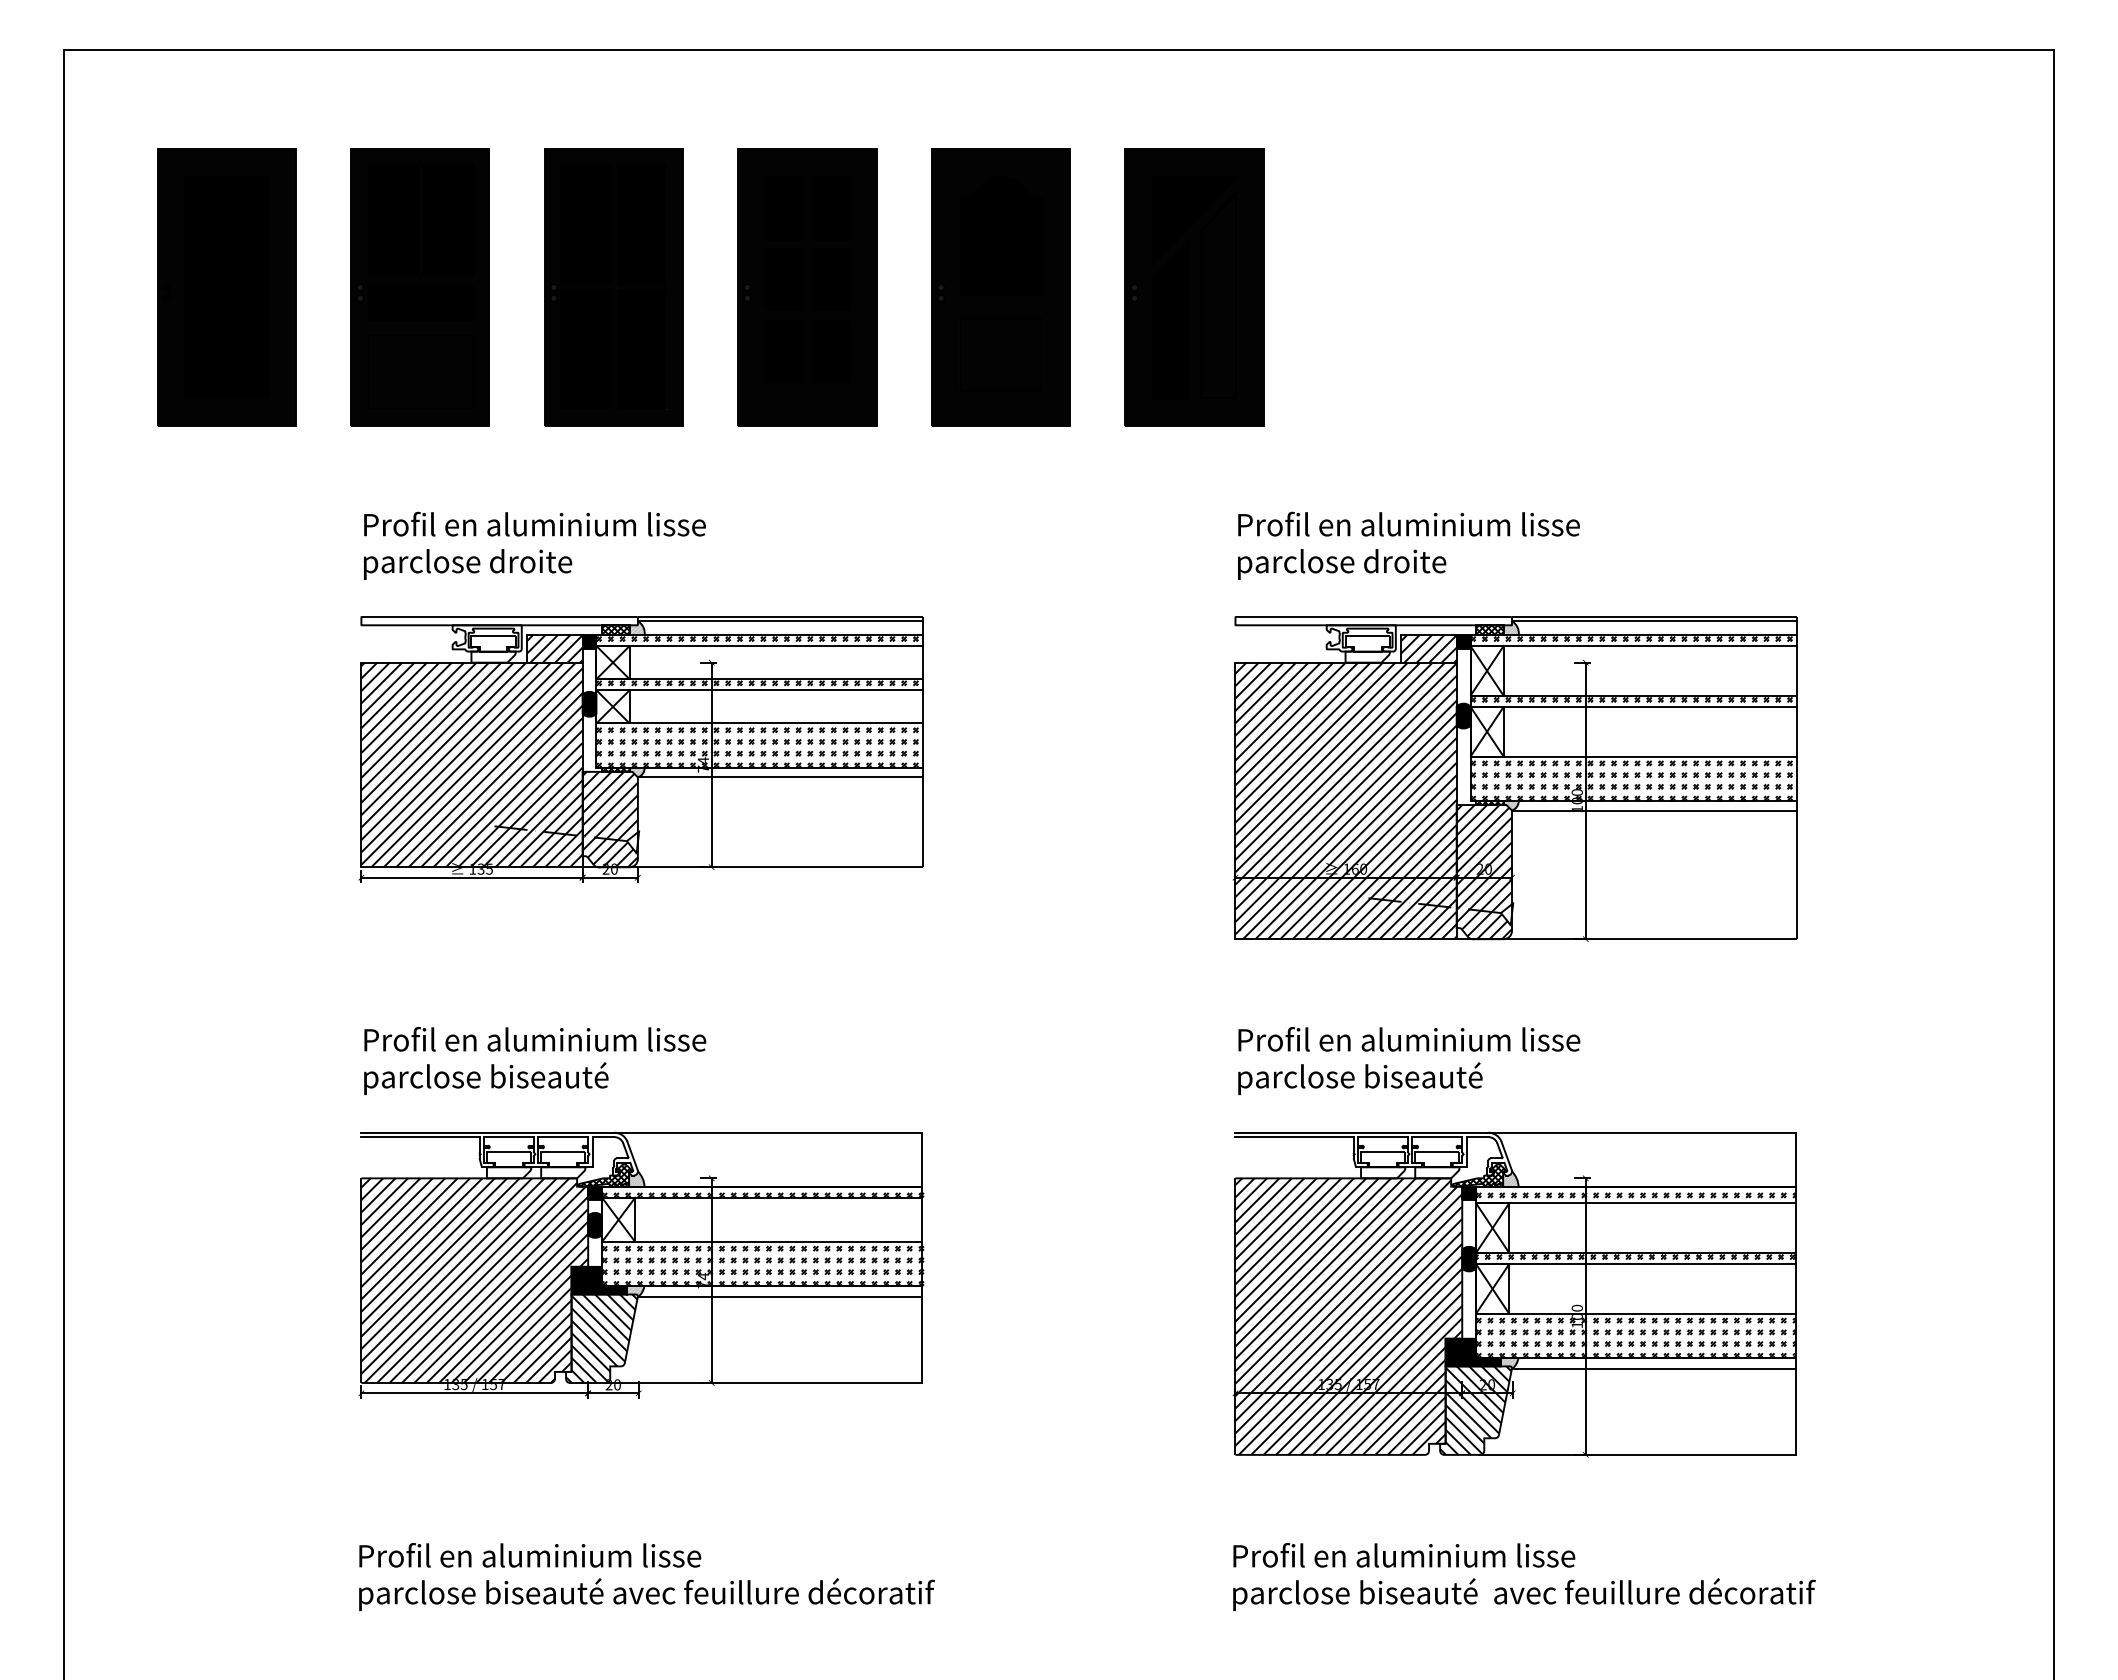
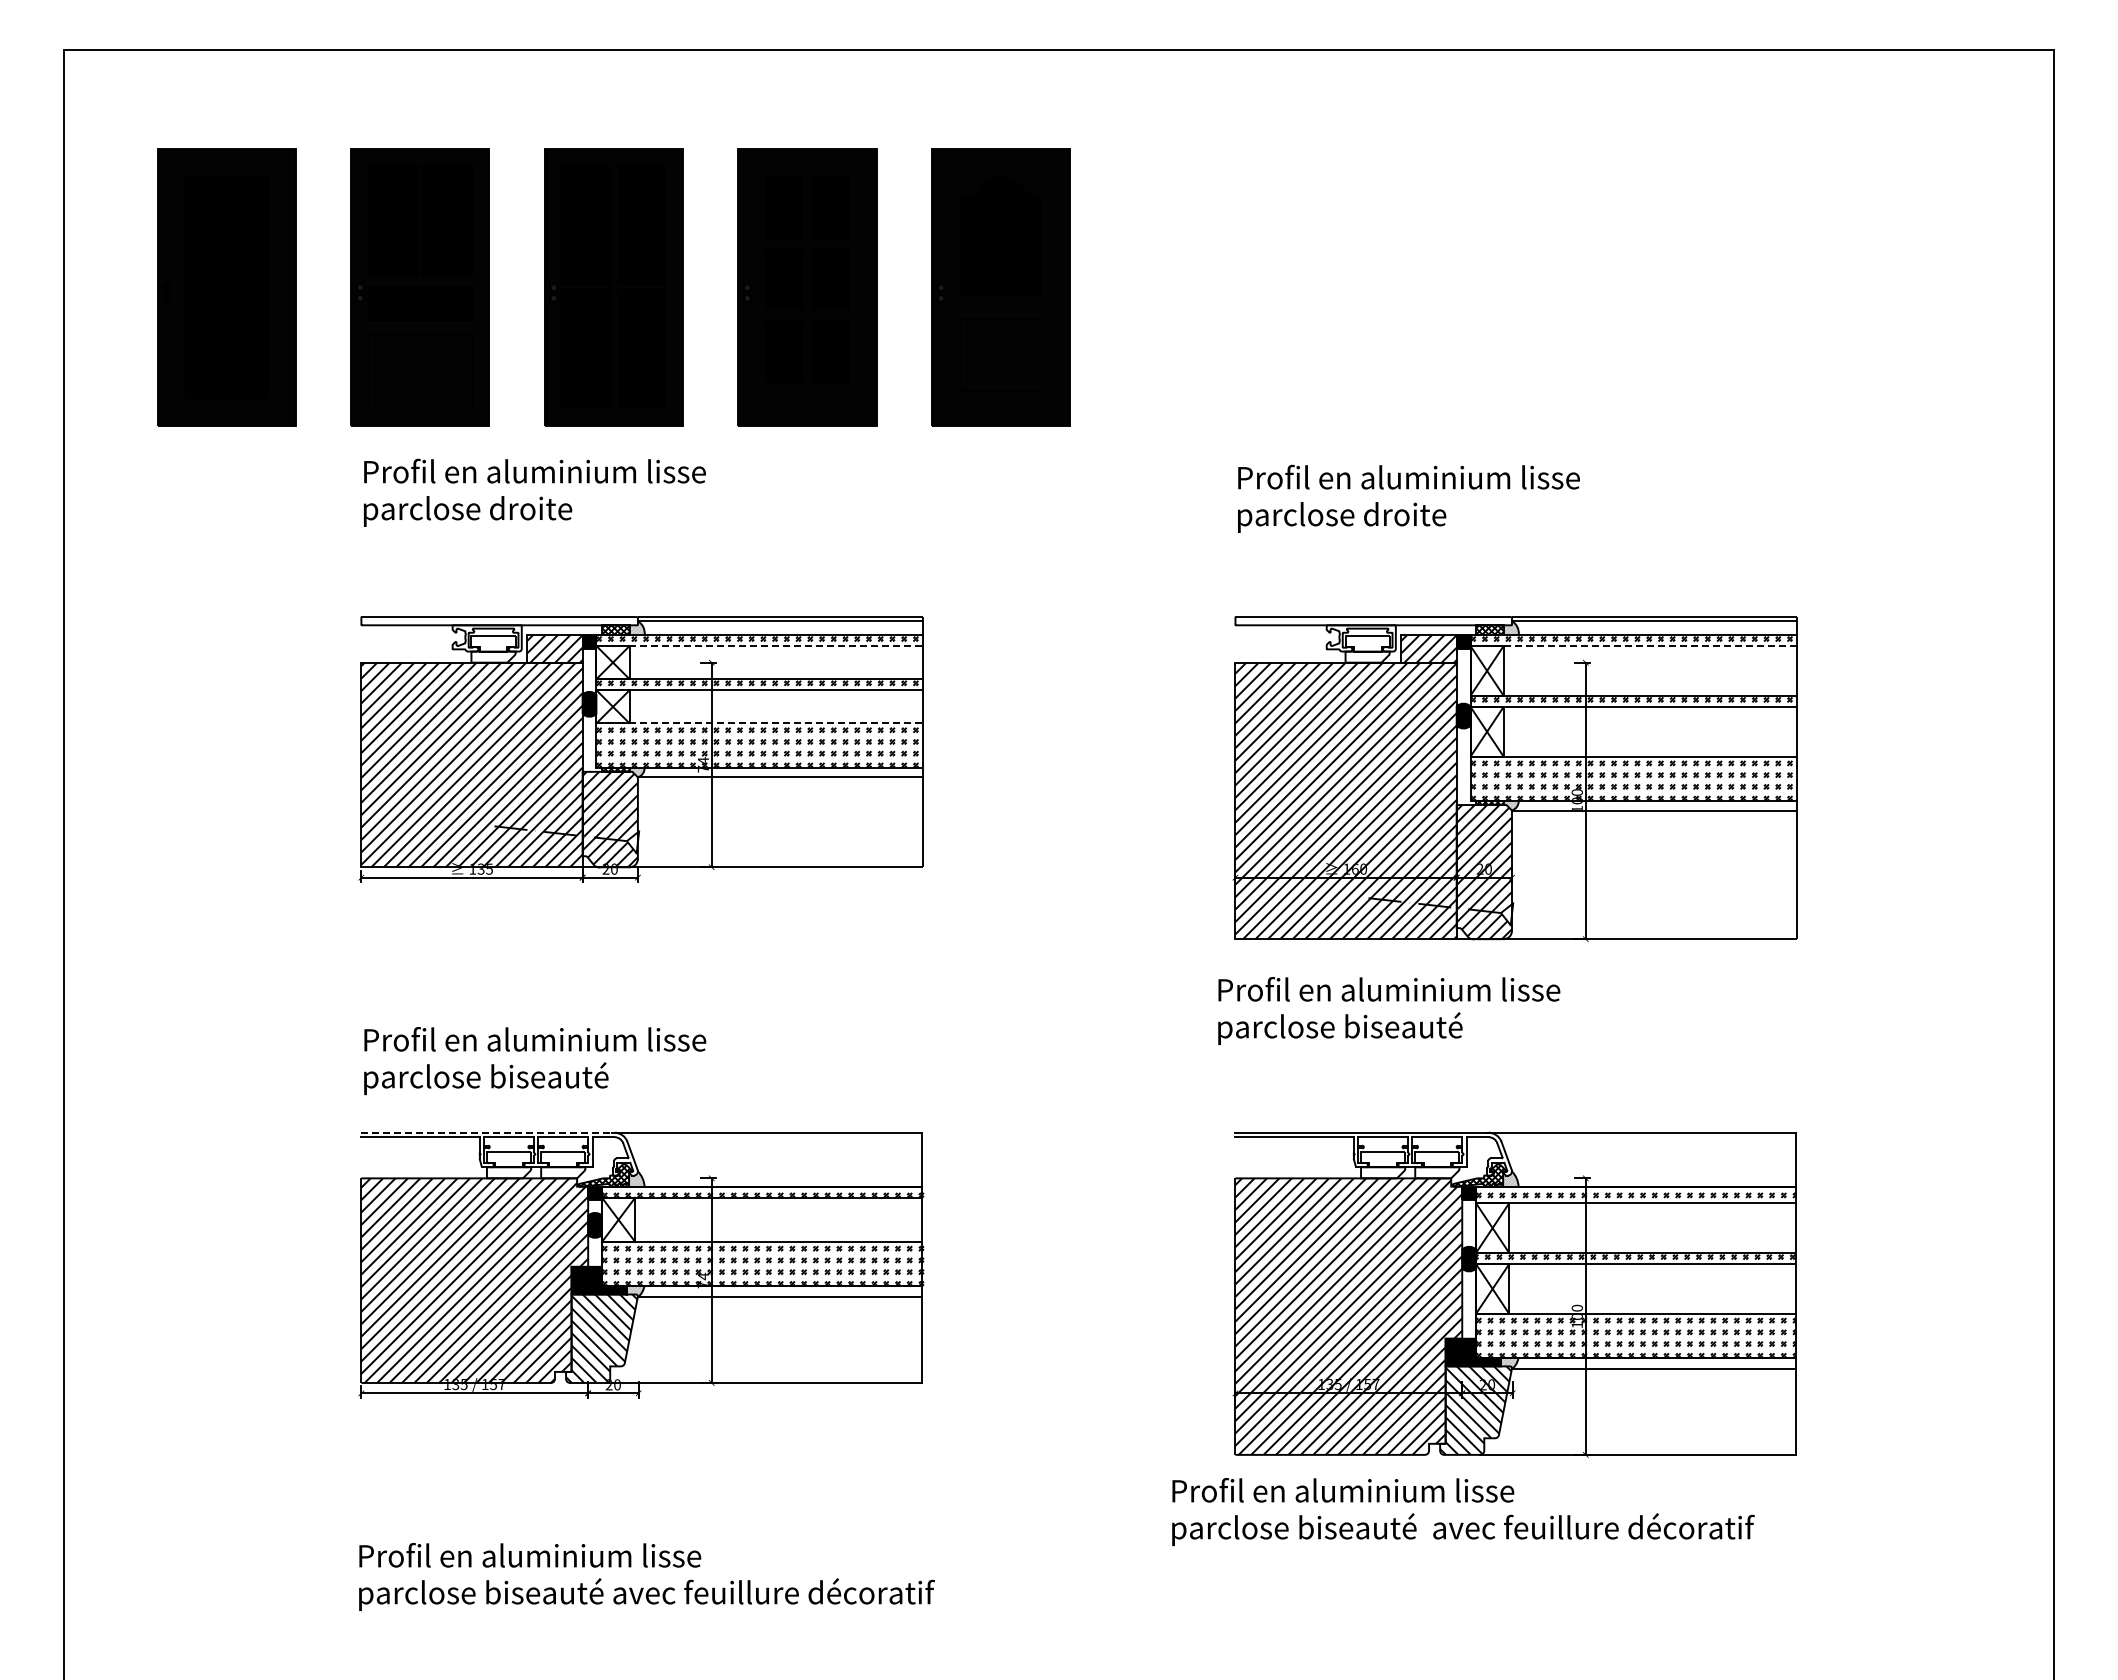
part: present -> none (1194, 287)
text position: (534, 545) -> (534, 492) (534, 492)
text position: (1408, 545) -> (1408, 498) (1408, 498)
line: solid -> dashed (760, 646)
line: solid -> dashed (1634, 646)
line: solid -> dashed (760, 723)
text position: (1409, 1061) -> (1389, 1011) (1389, 1011)
line: solid -> dashed (487, 1132)
text position: (1524, 1576) -> (1463, 1511) (1463, 1511)
